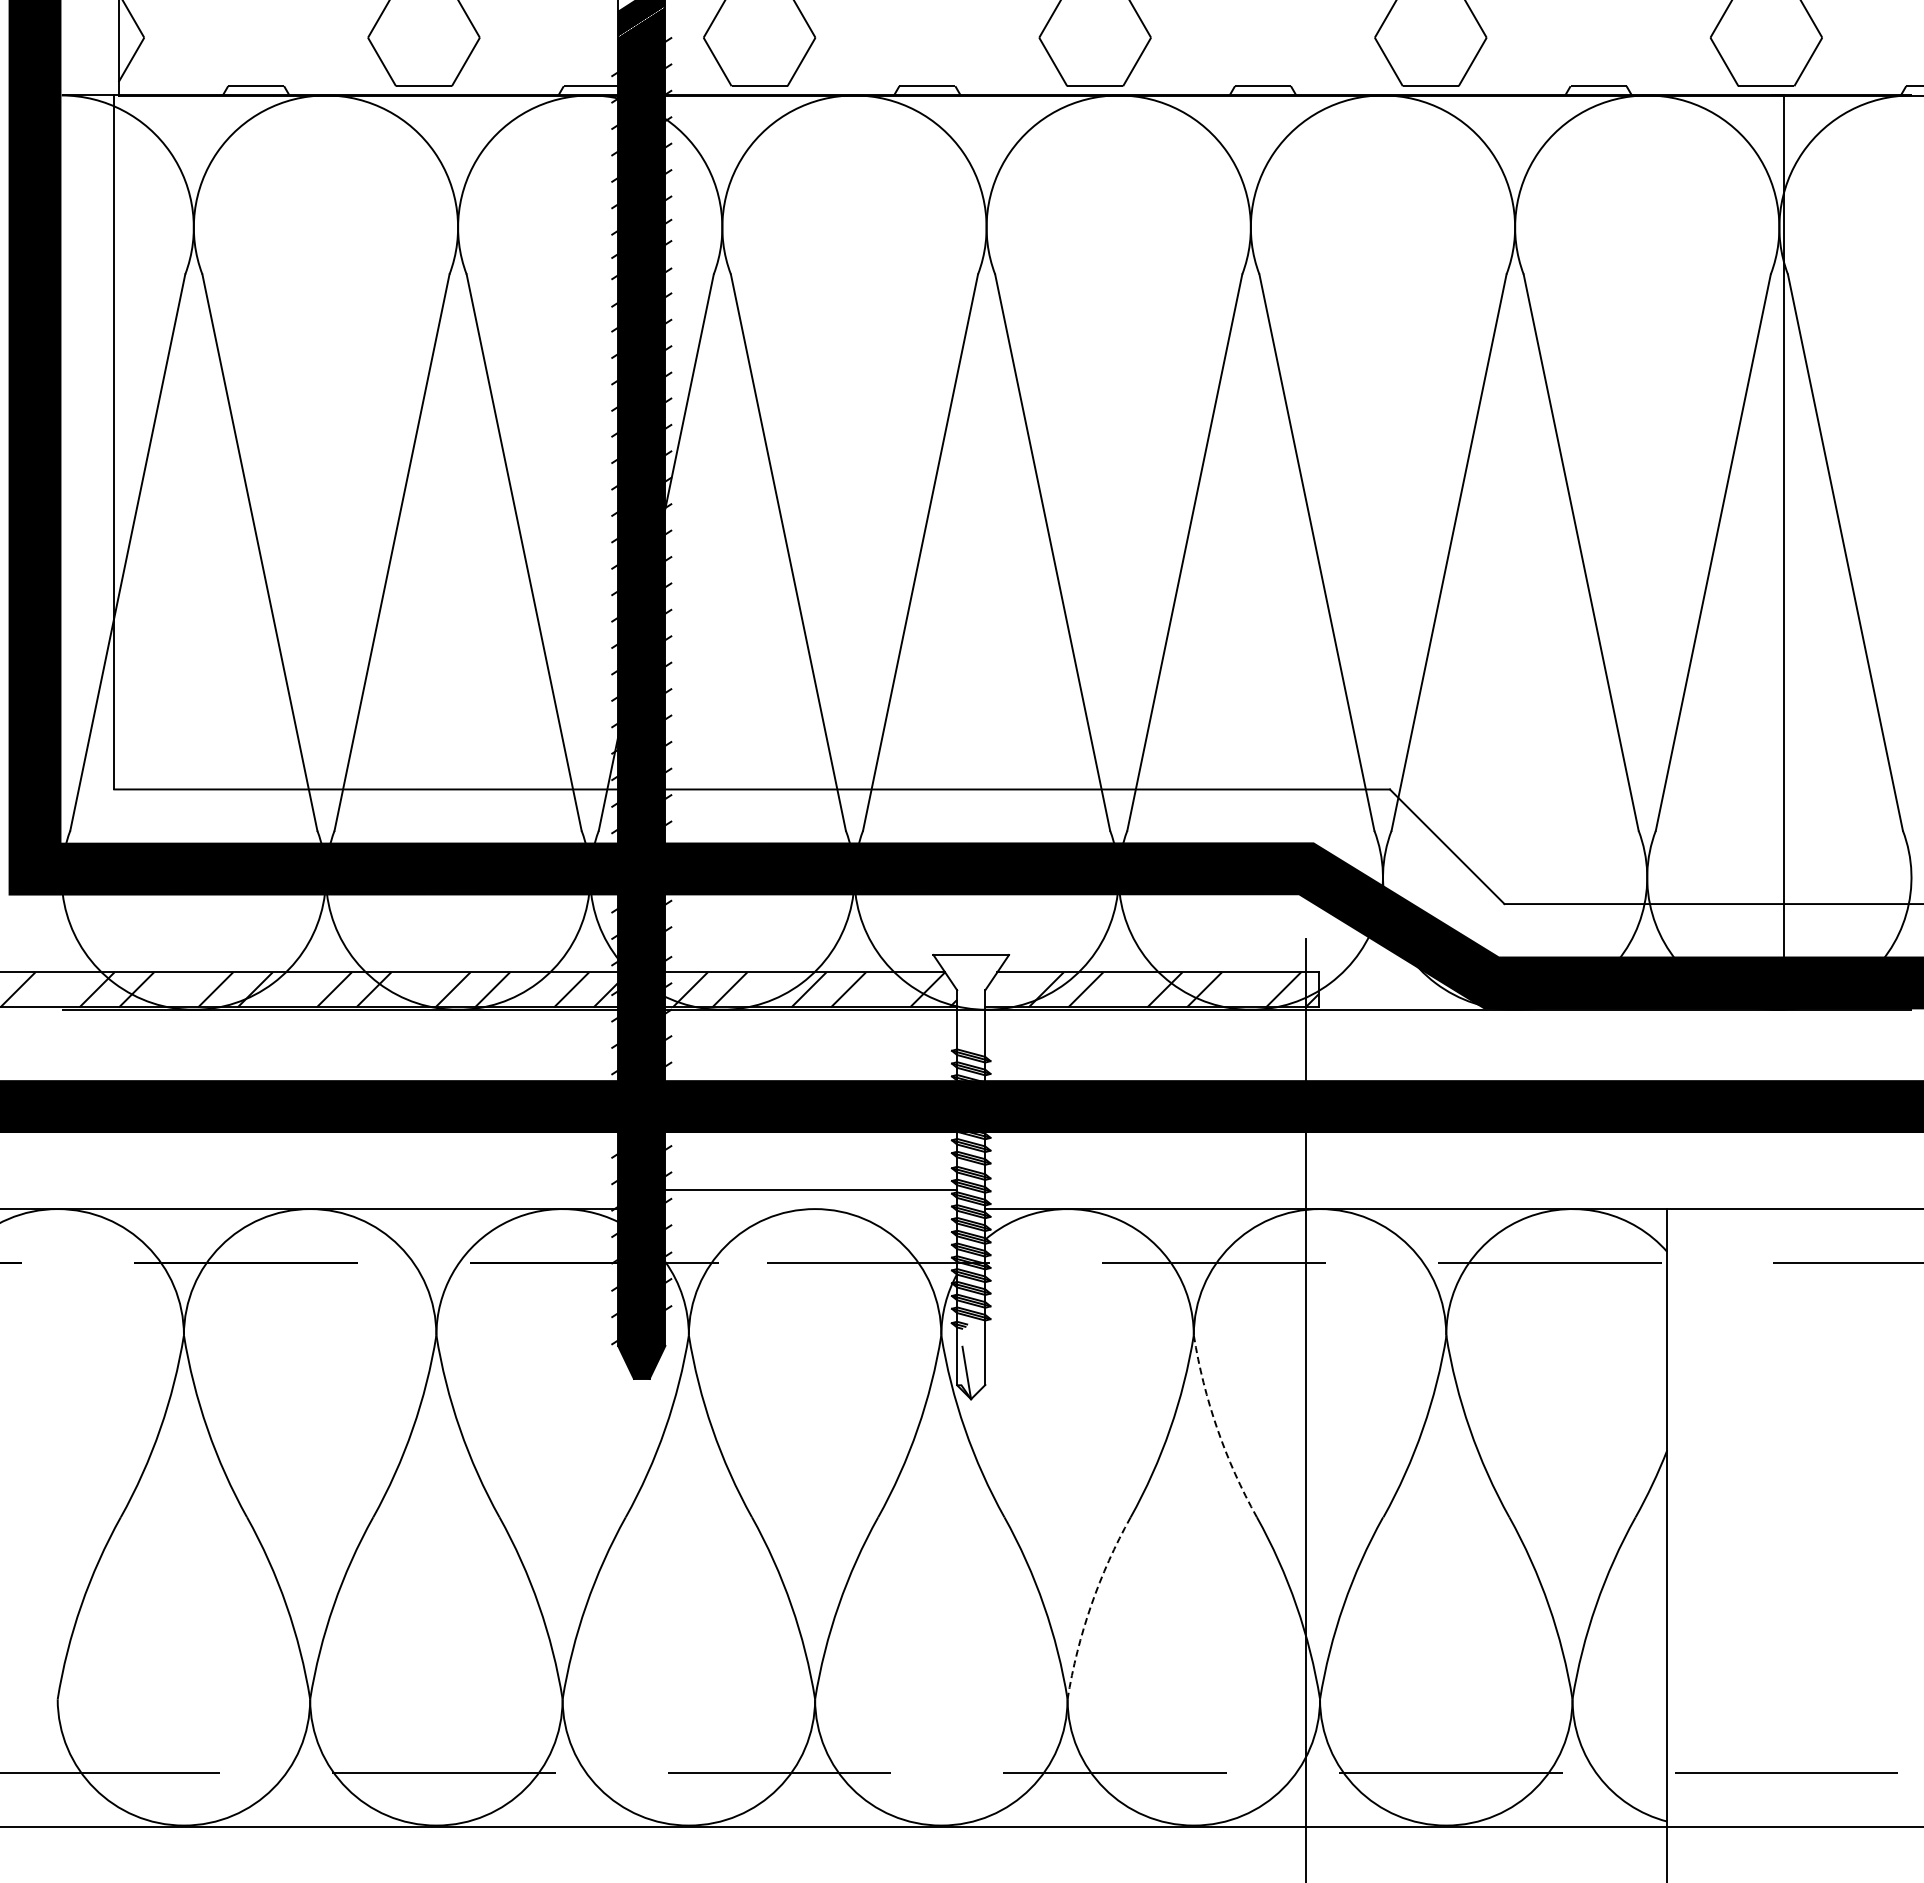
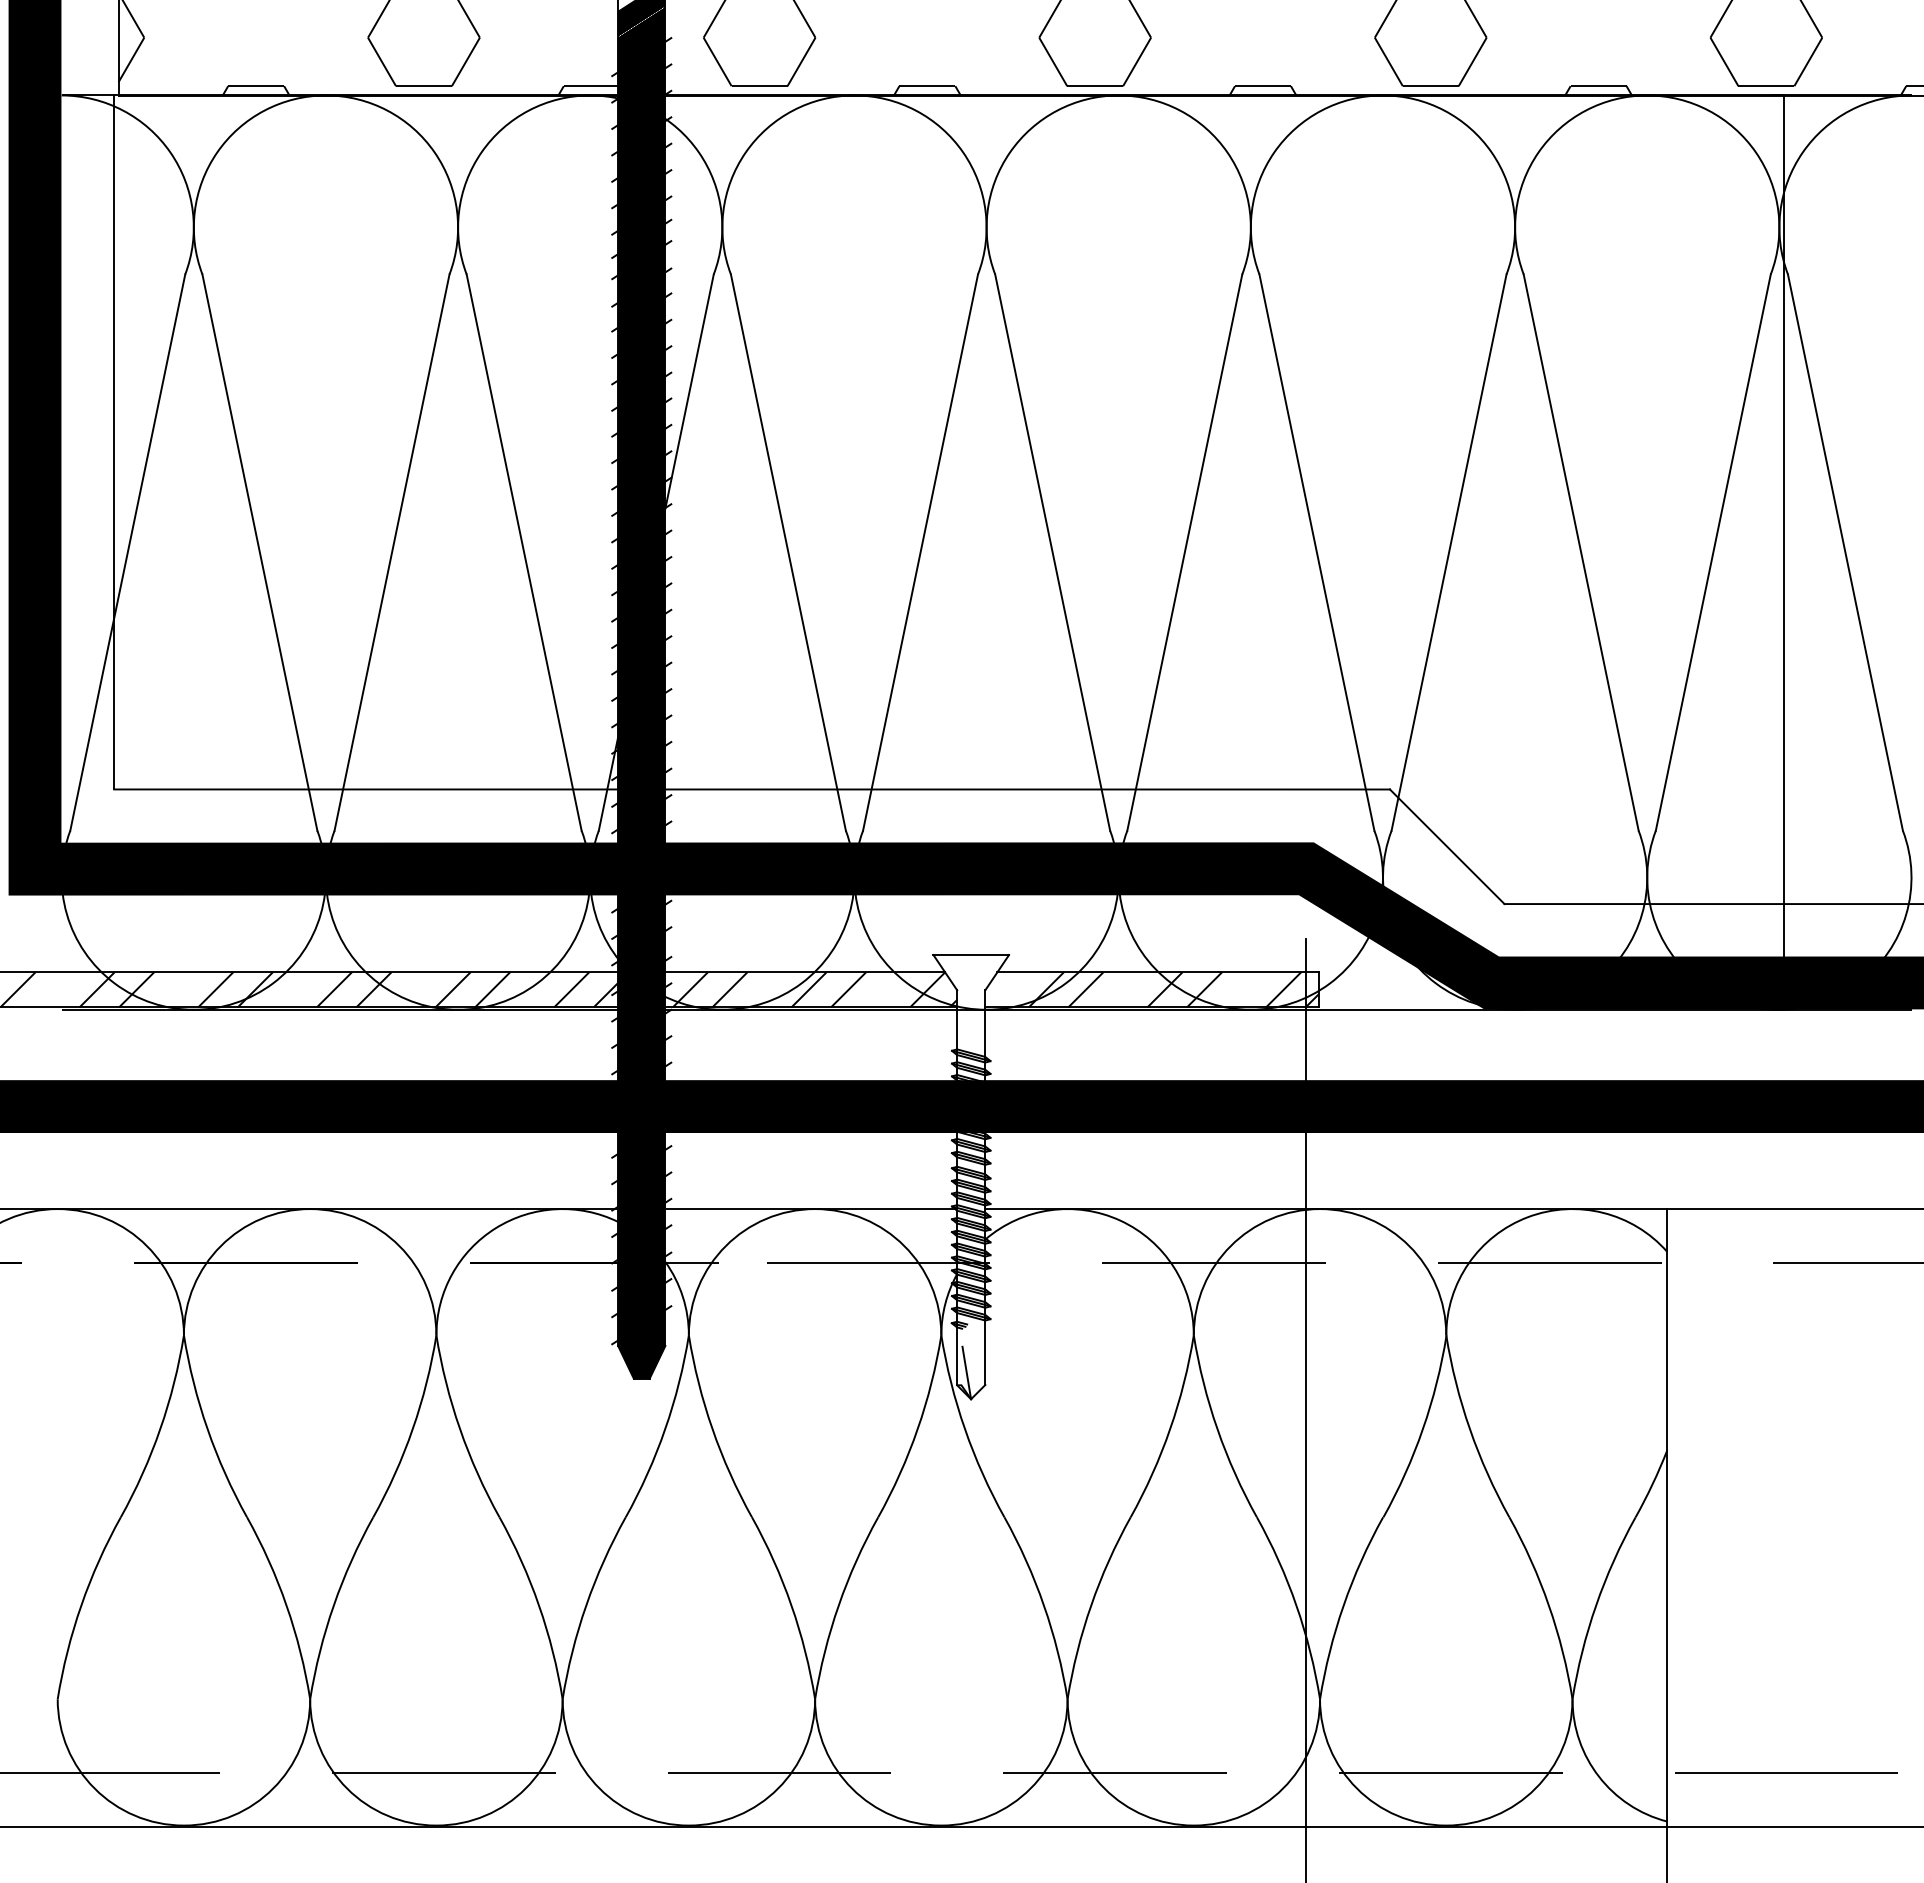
line position: (811, 1190) -> (811, 1209) (811, 1209)
arc: dashed -> solid (1217, 1429)
arc: dashed -> solid (1091, 1605)
